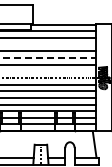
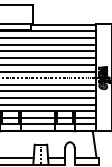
line: none -> present (49, 44)
line: dashed -> solid (48, 58)
line: none -> present (49, 71)
